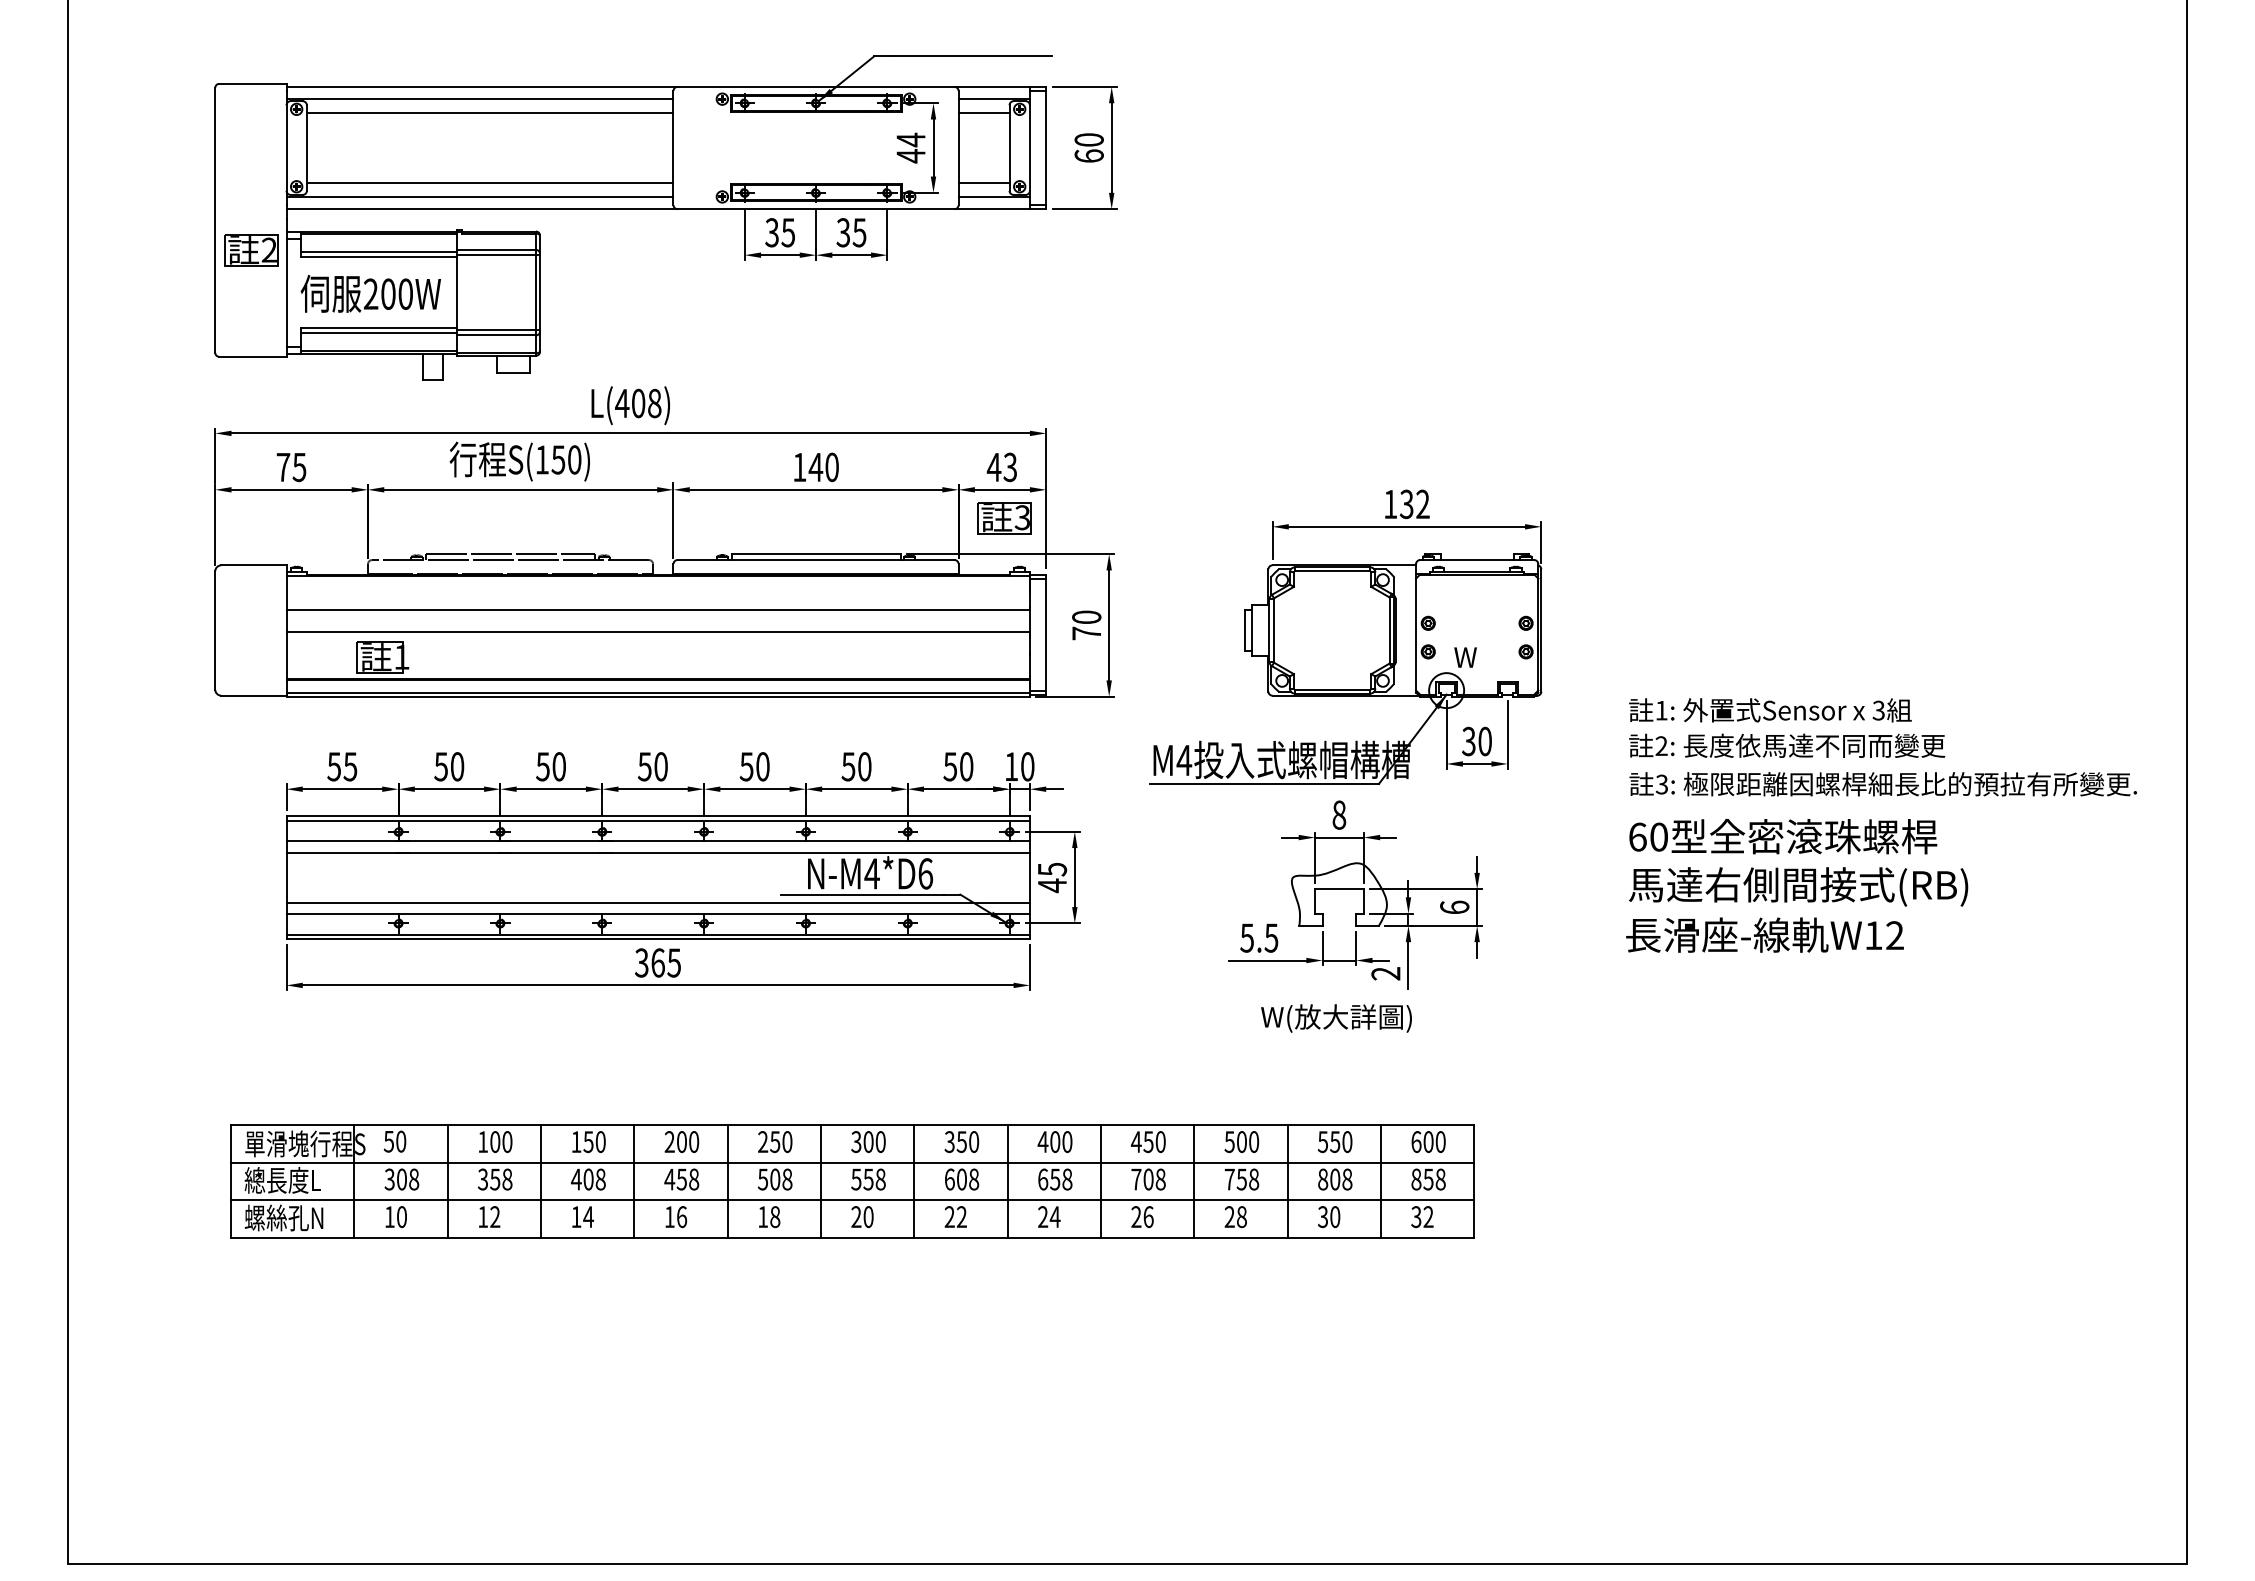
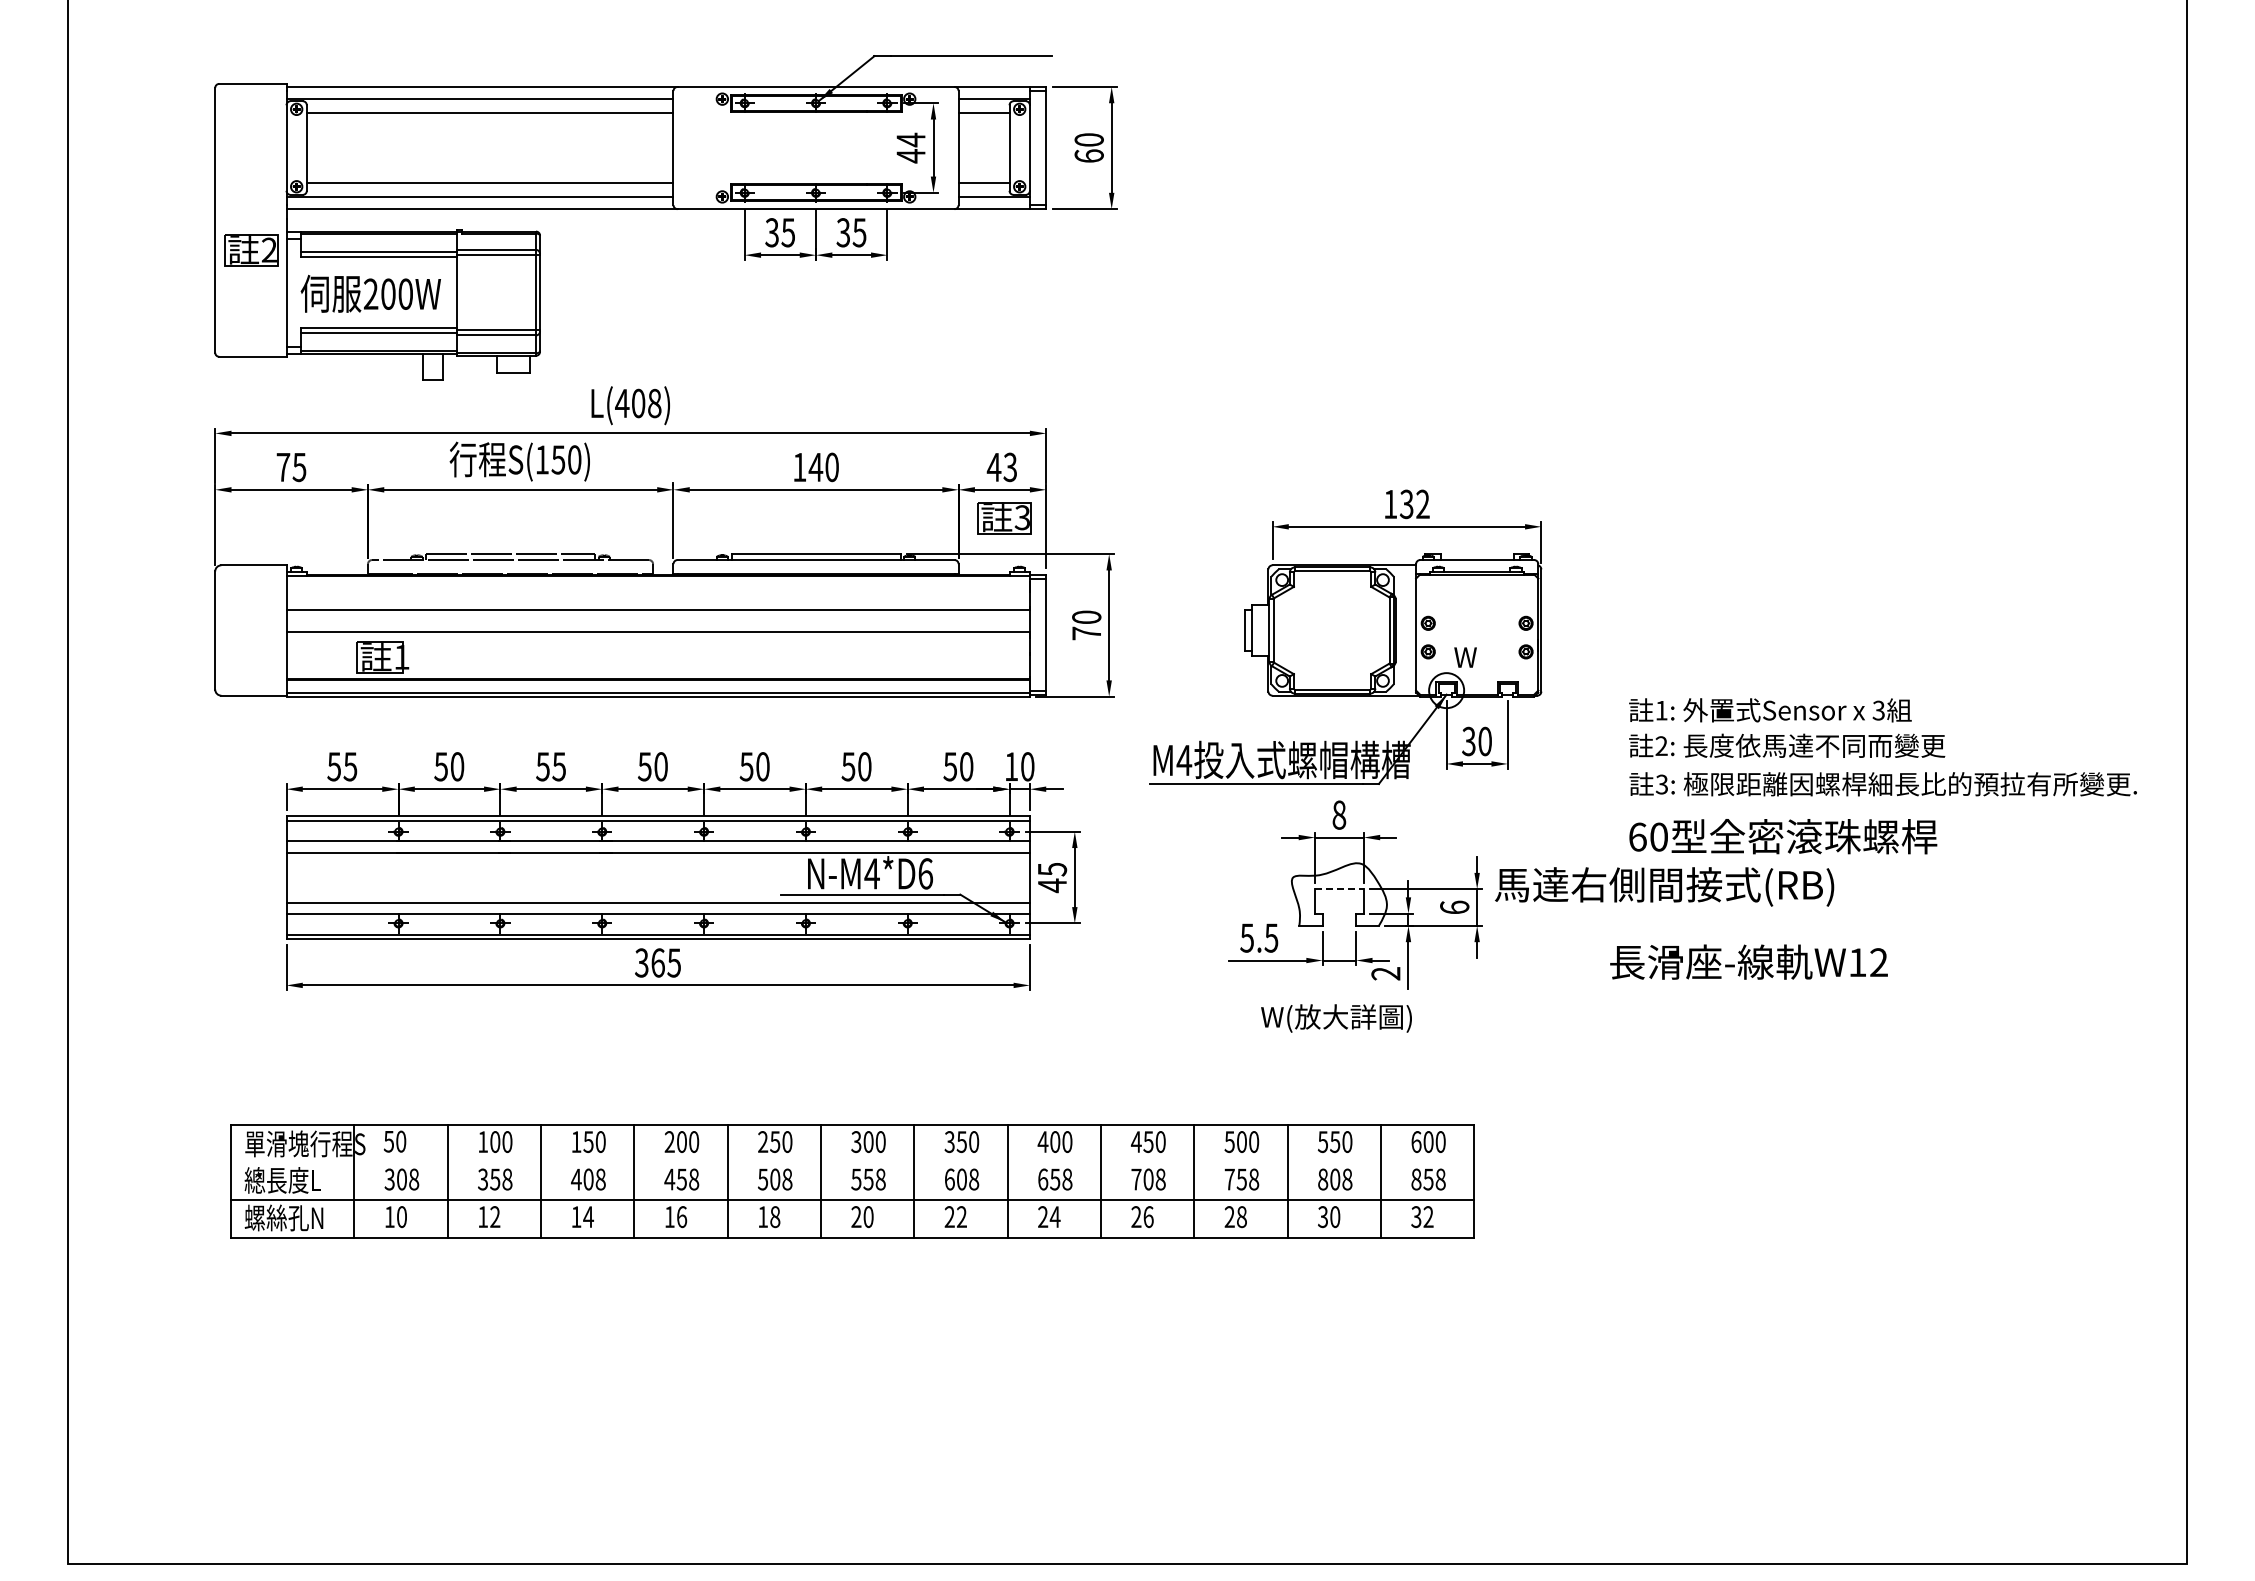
text: 50 -> 55 (558, 766)
text position: (1798, 886) -> (1664, 886) (1664, 886)
line: solid -> dashed (1339, 889)
text position: (1764, 934) -> (1748, 961) (1748, 961)
line: present -> none (852, 1162)
